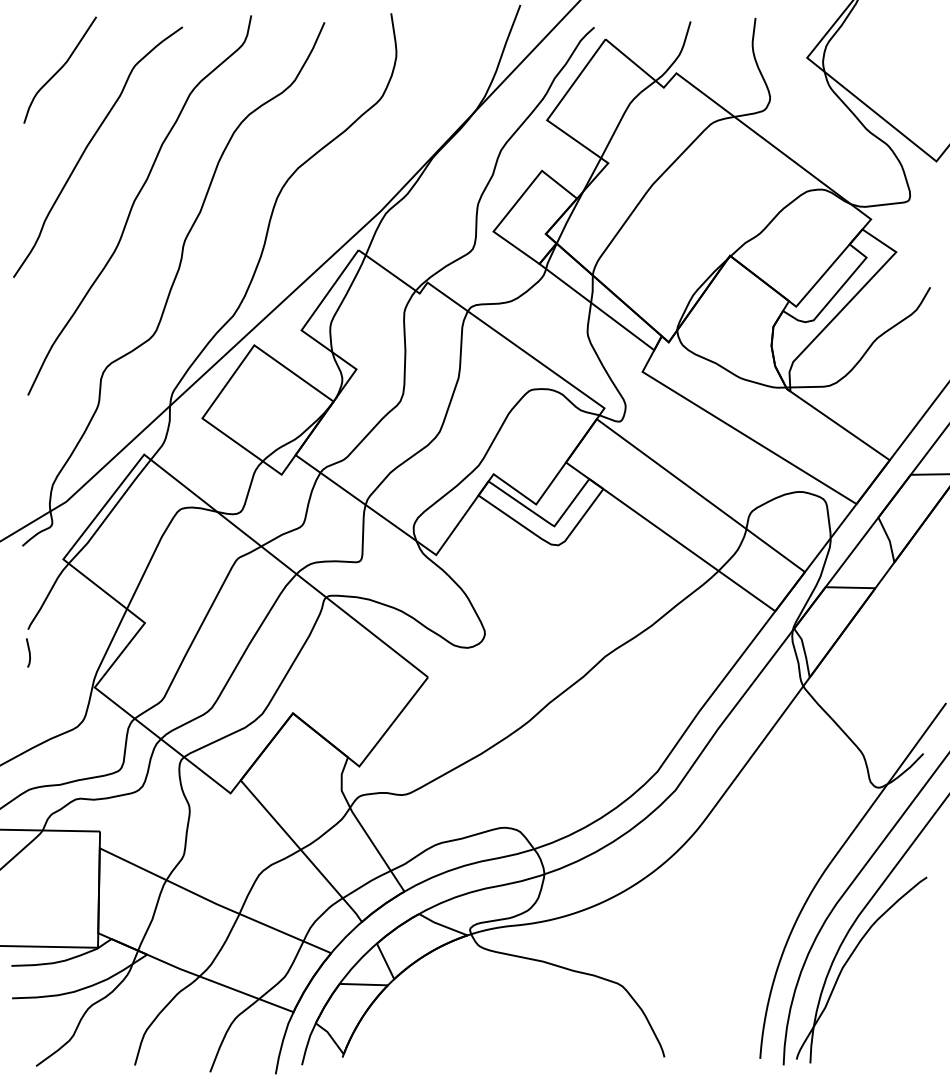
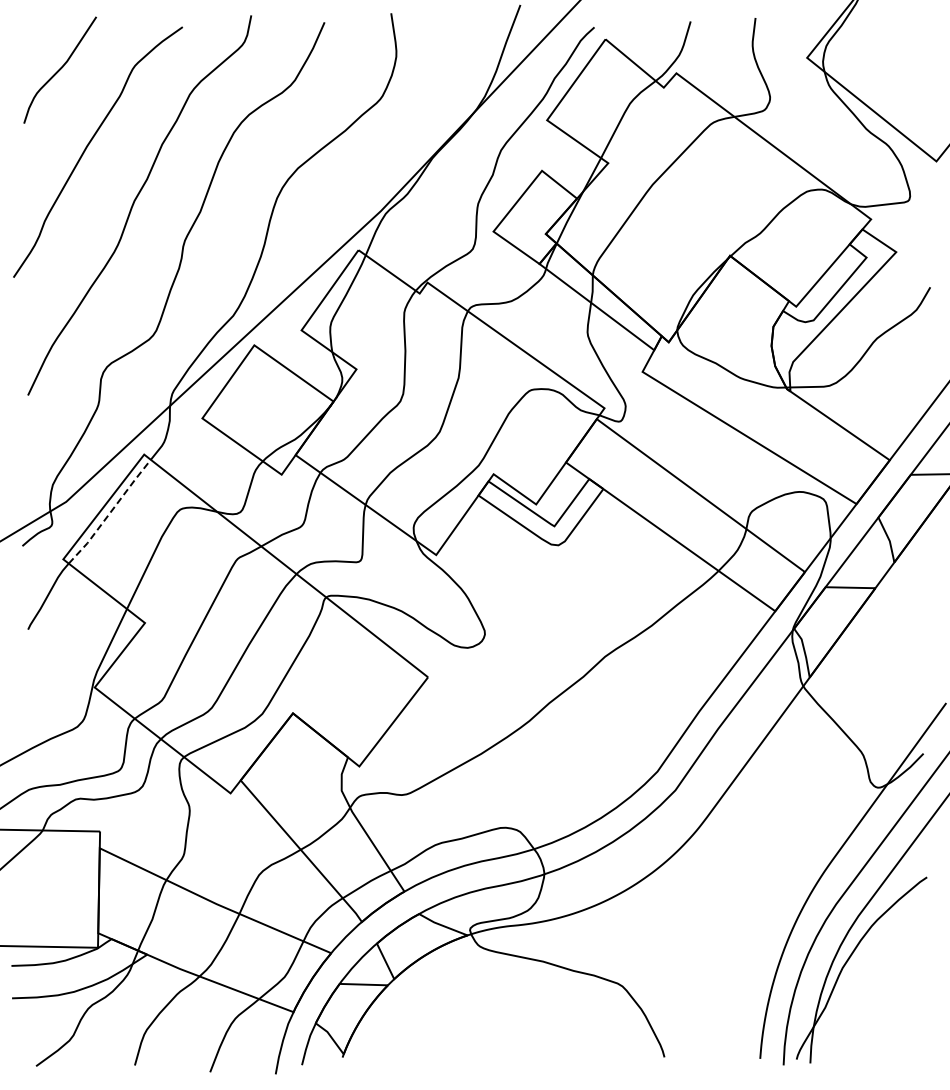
line: solid -> dashed (110, 512)
line: present -> none (28, 652)
